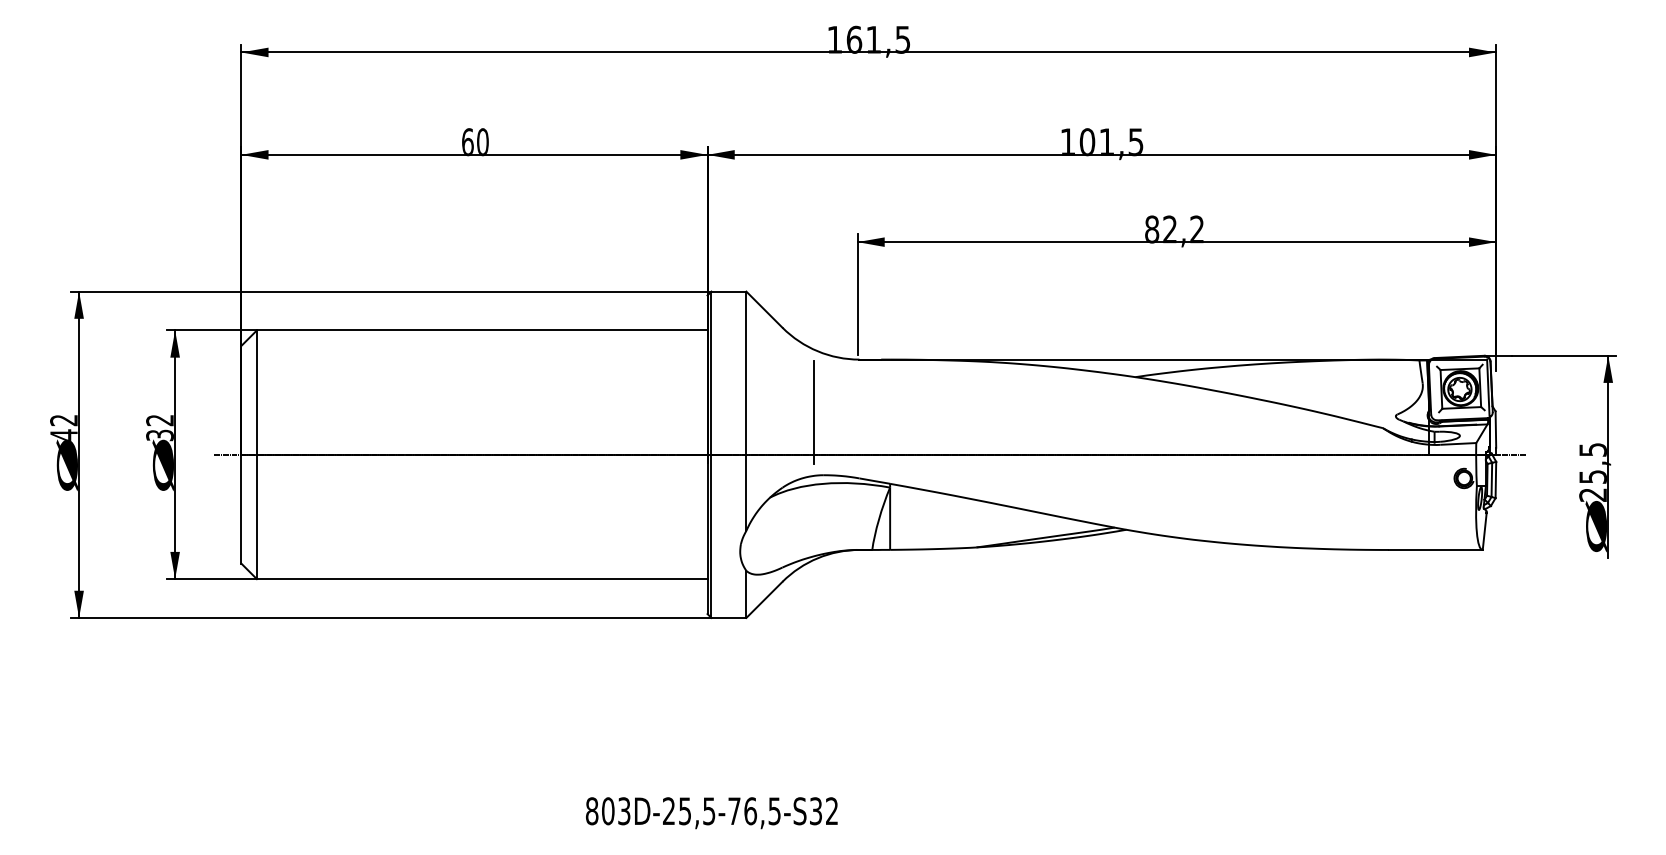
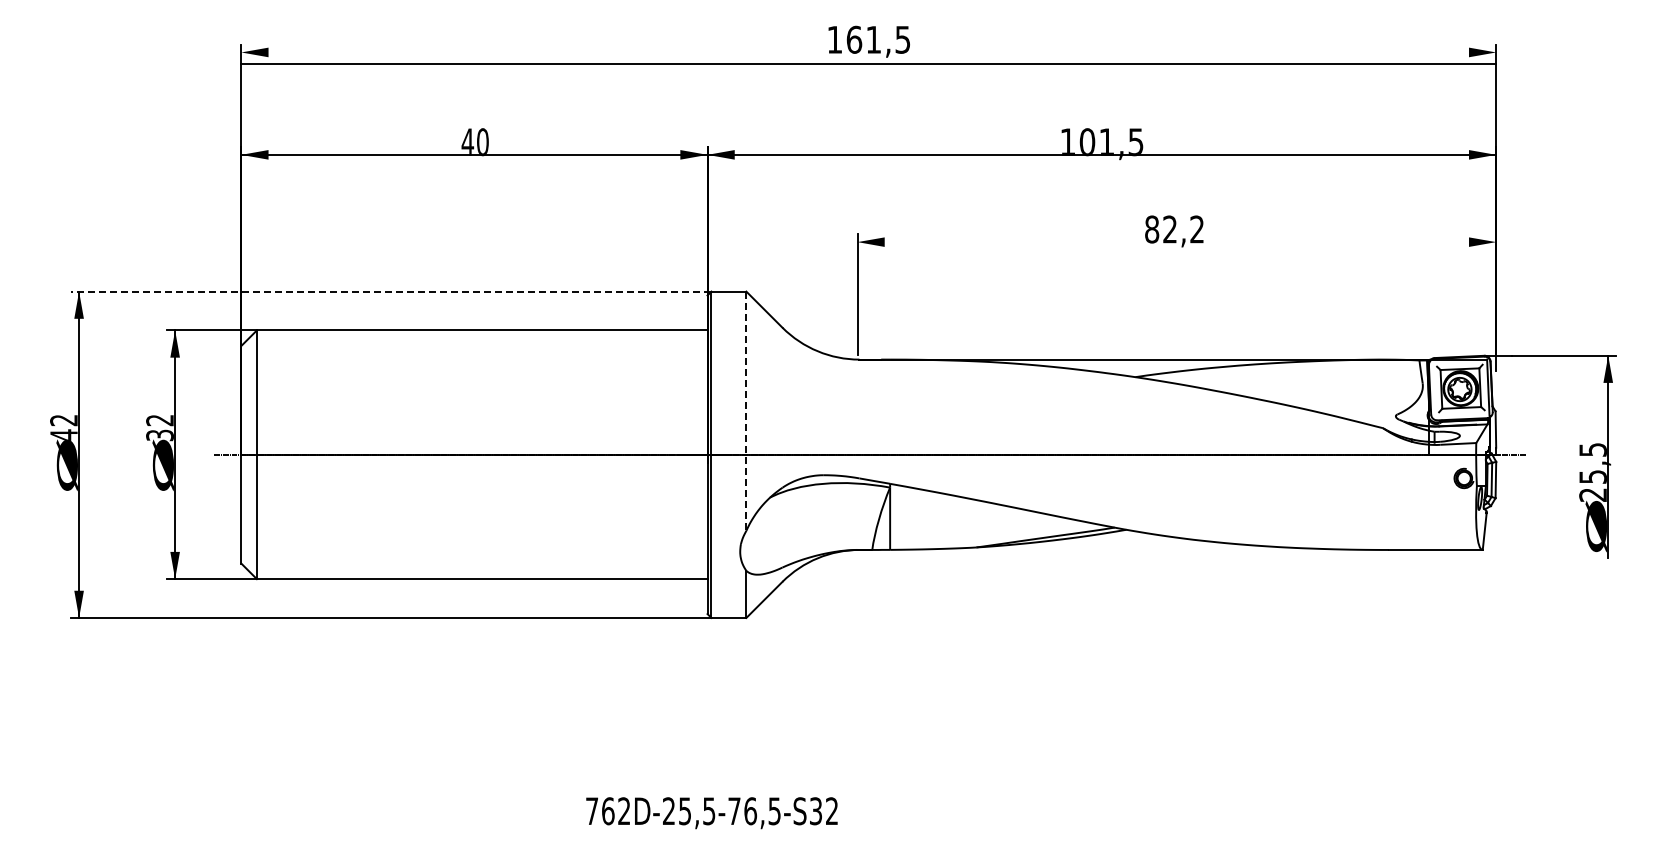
line position: (868, 52) -> (868, 64) (868, 64)
text: 60 -> 40 (467, 142)
line: present -> none (1176, 242)
line: solid -> dashed (390, 291)
line: solid -> dashed (746, 411)
line: present -> none (814, 412)
text: 803D-25,5-76,5-S32 -> 762D-25,5-76,5-S32 (607, 811)
